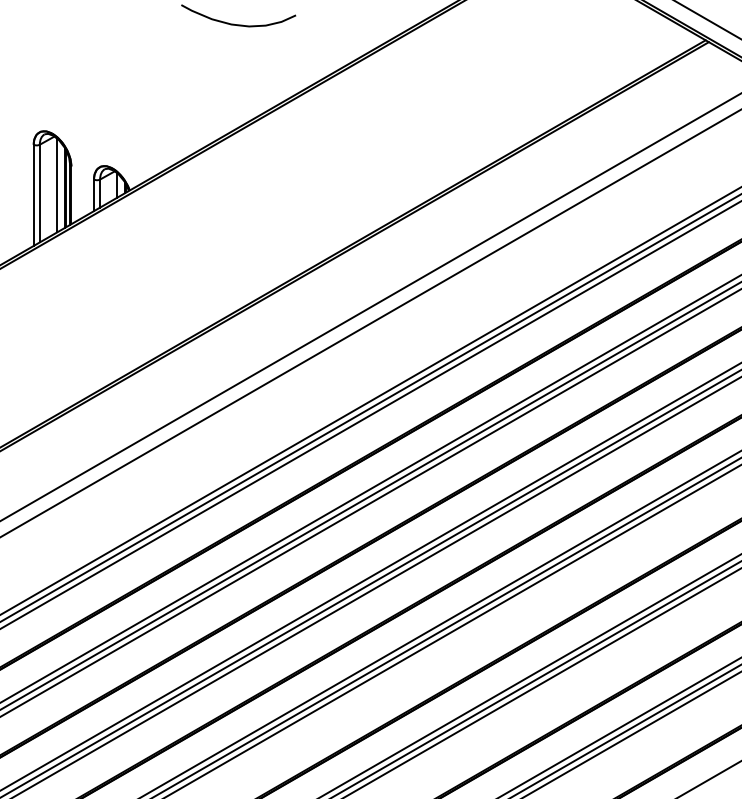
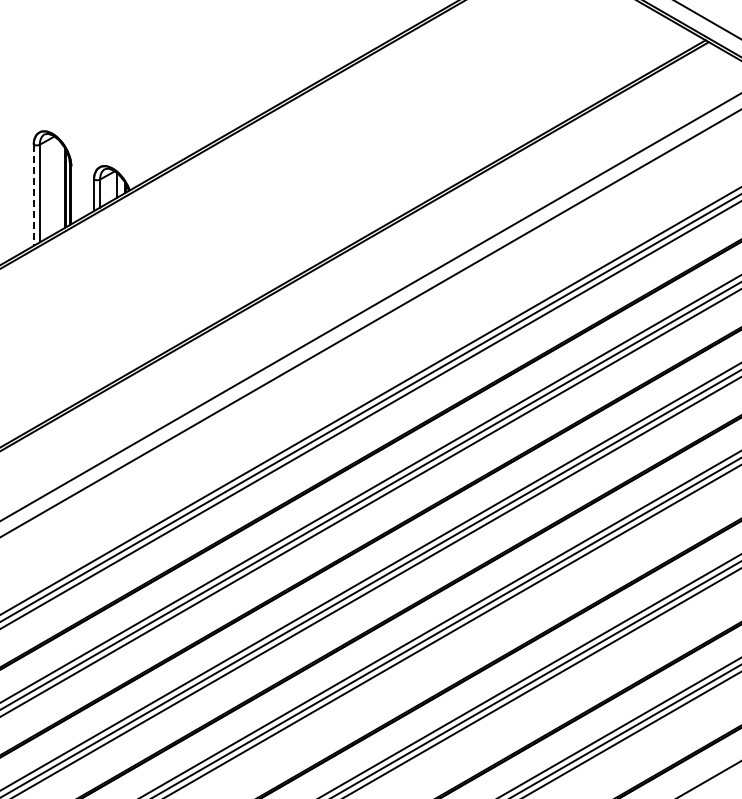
curve: present -> none (234, 23)
line: present -> none (57, 185)
line: solid -> dashed (33, 195)
